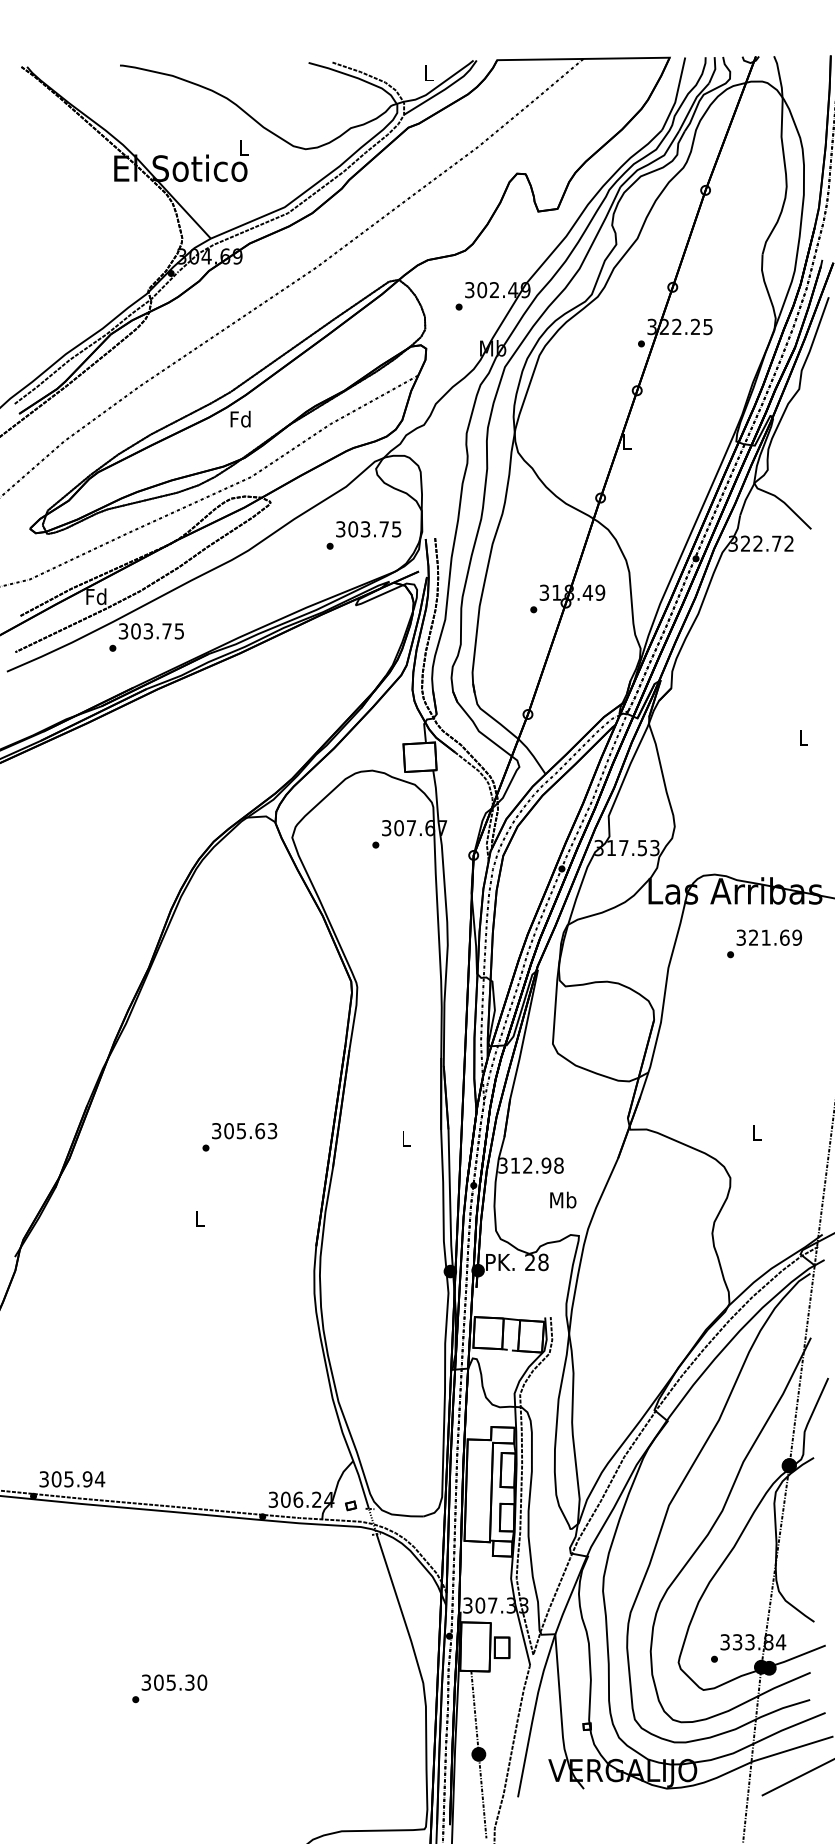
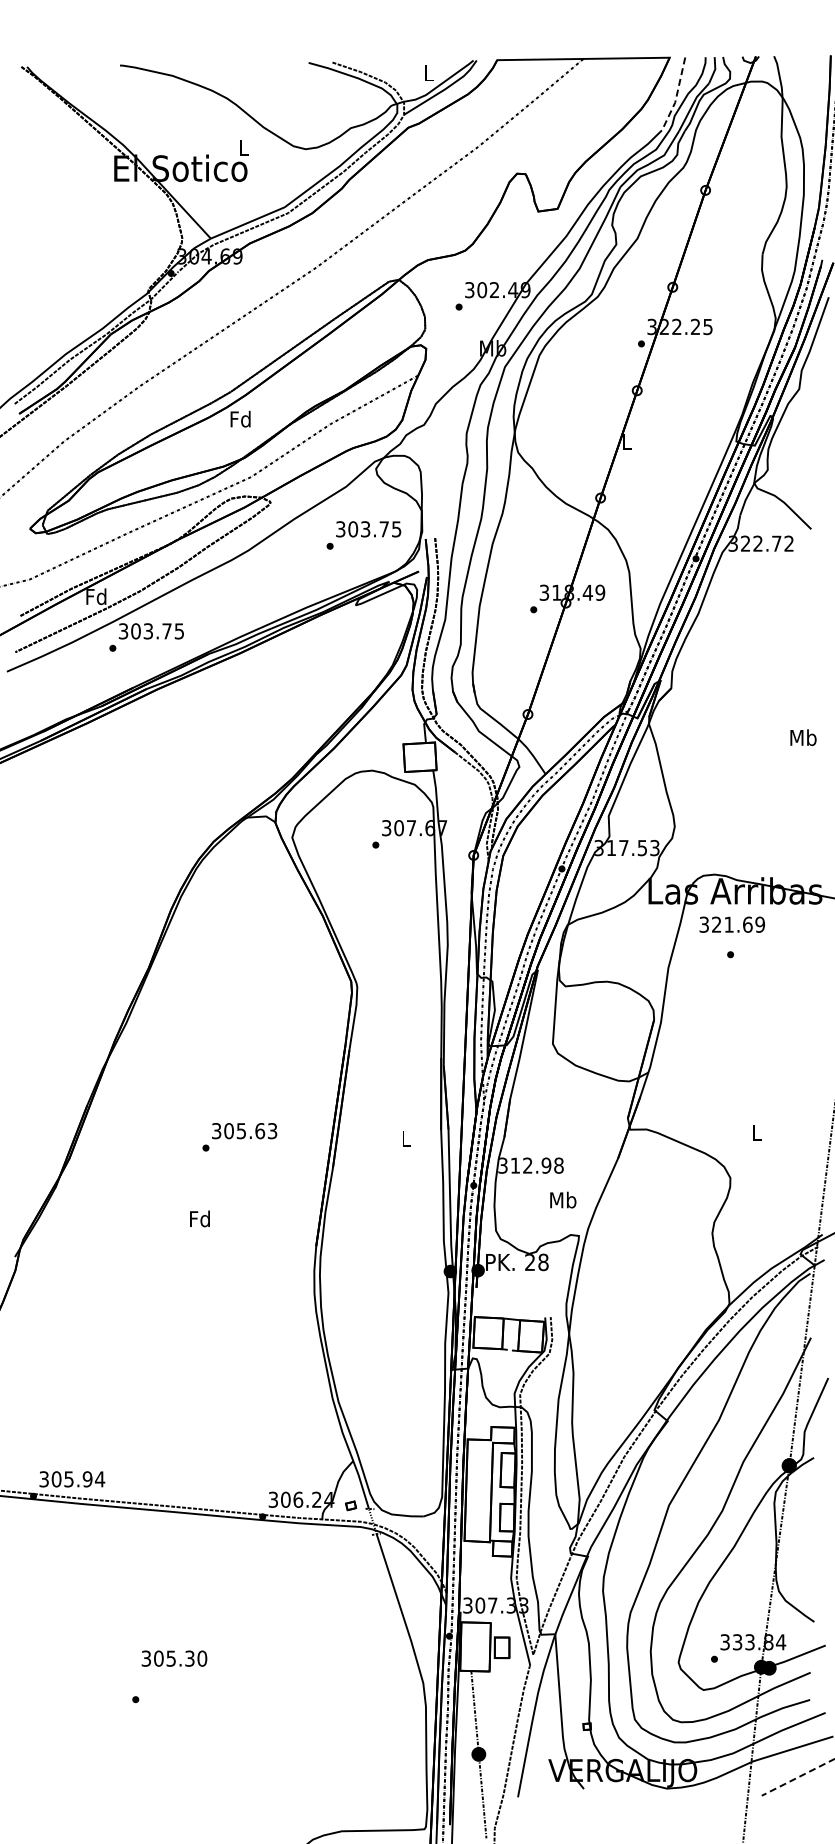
line: solid -> dashed (676, 96)
text: L -> Mb (803, 737)
text position: (768, 937) -> (731, 924) (731, 924)
text: L -> Fd (199, 1218)
text position: (174, 1682) -> (174, 1658) (174, 1658)
line: solid -> dashed (798, 1777)
